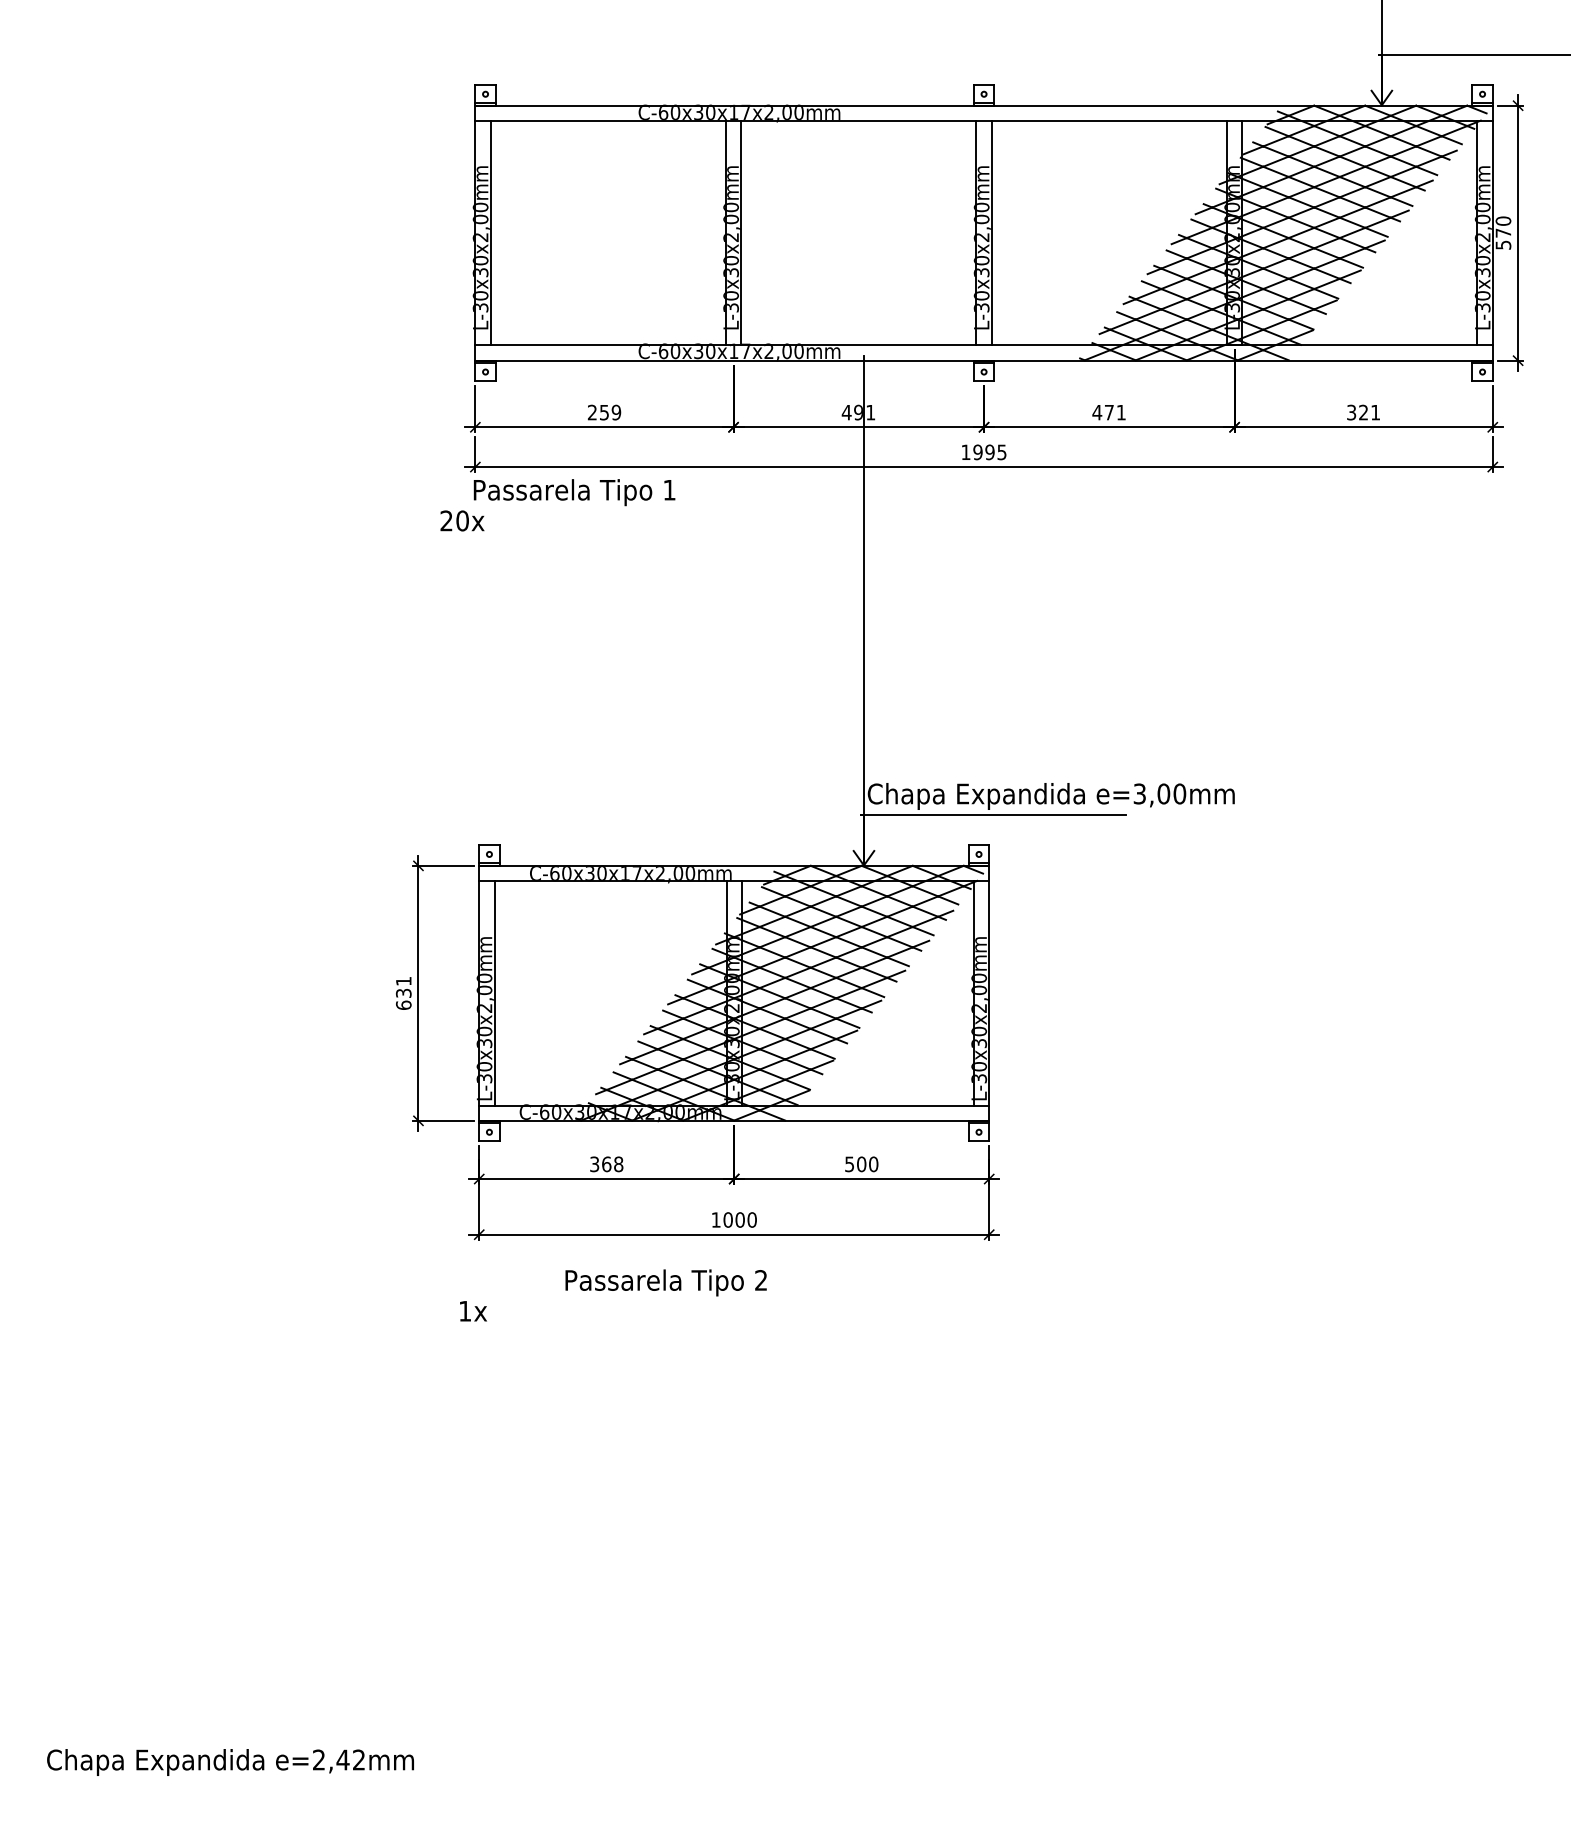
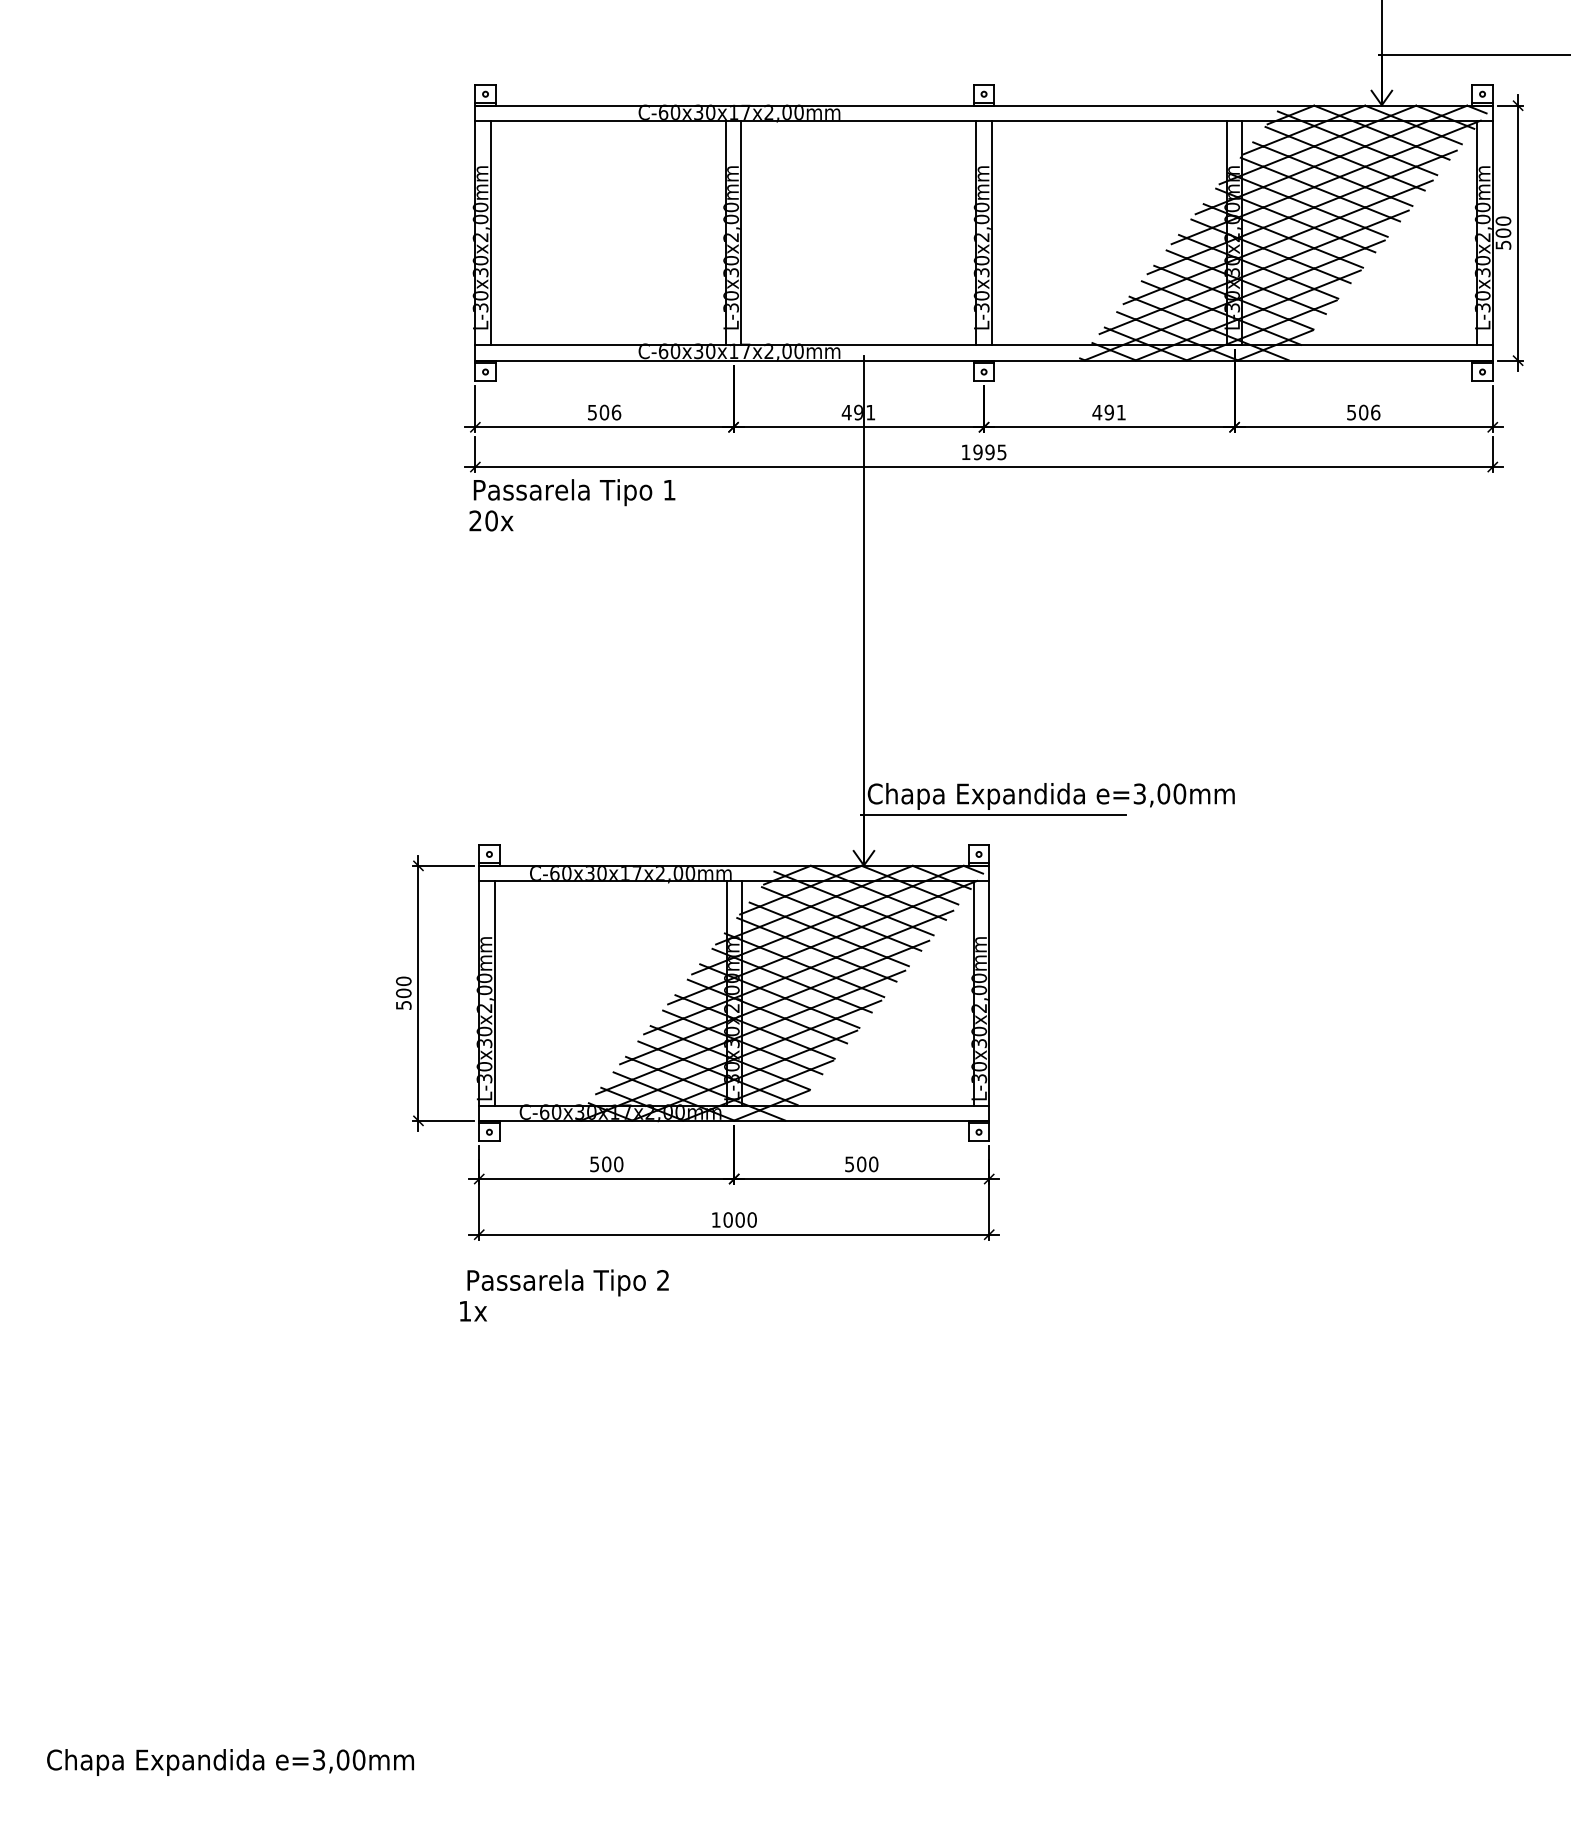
text: 570 -> 500 (1503, 232)
text: 259 -> 506 (604, 412)
text: 471 -> 491 (1108, 412)
text: 321 -> 506 (1363, 412)
text position: (462, 520) -> (491, 520) (491, 520)
text: 631 -> 500 (403, 992)
text: 368 -> 500 (606, 1163)
text position: (665, 1282) -> (567, 1282) (567, 1282)
text: e=2,42mm -> e=3,00mm (339, 1759)
